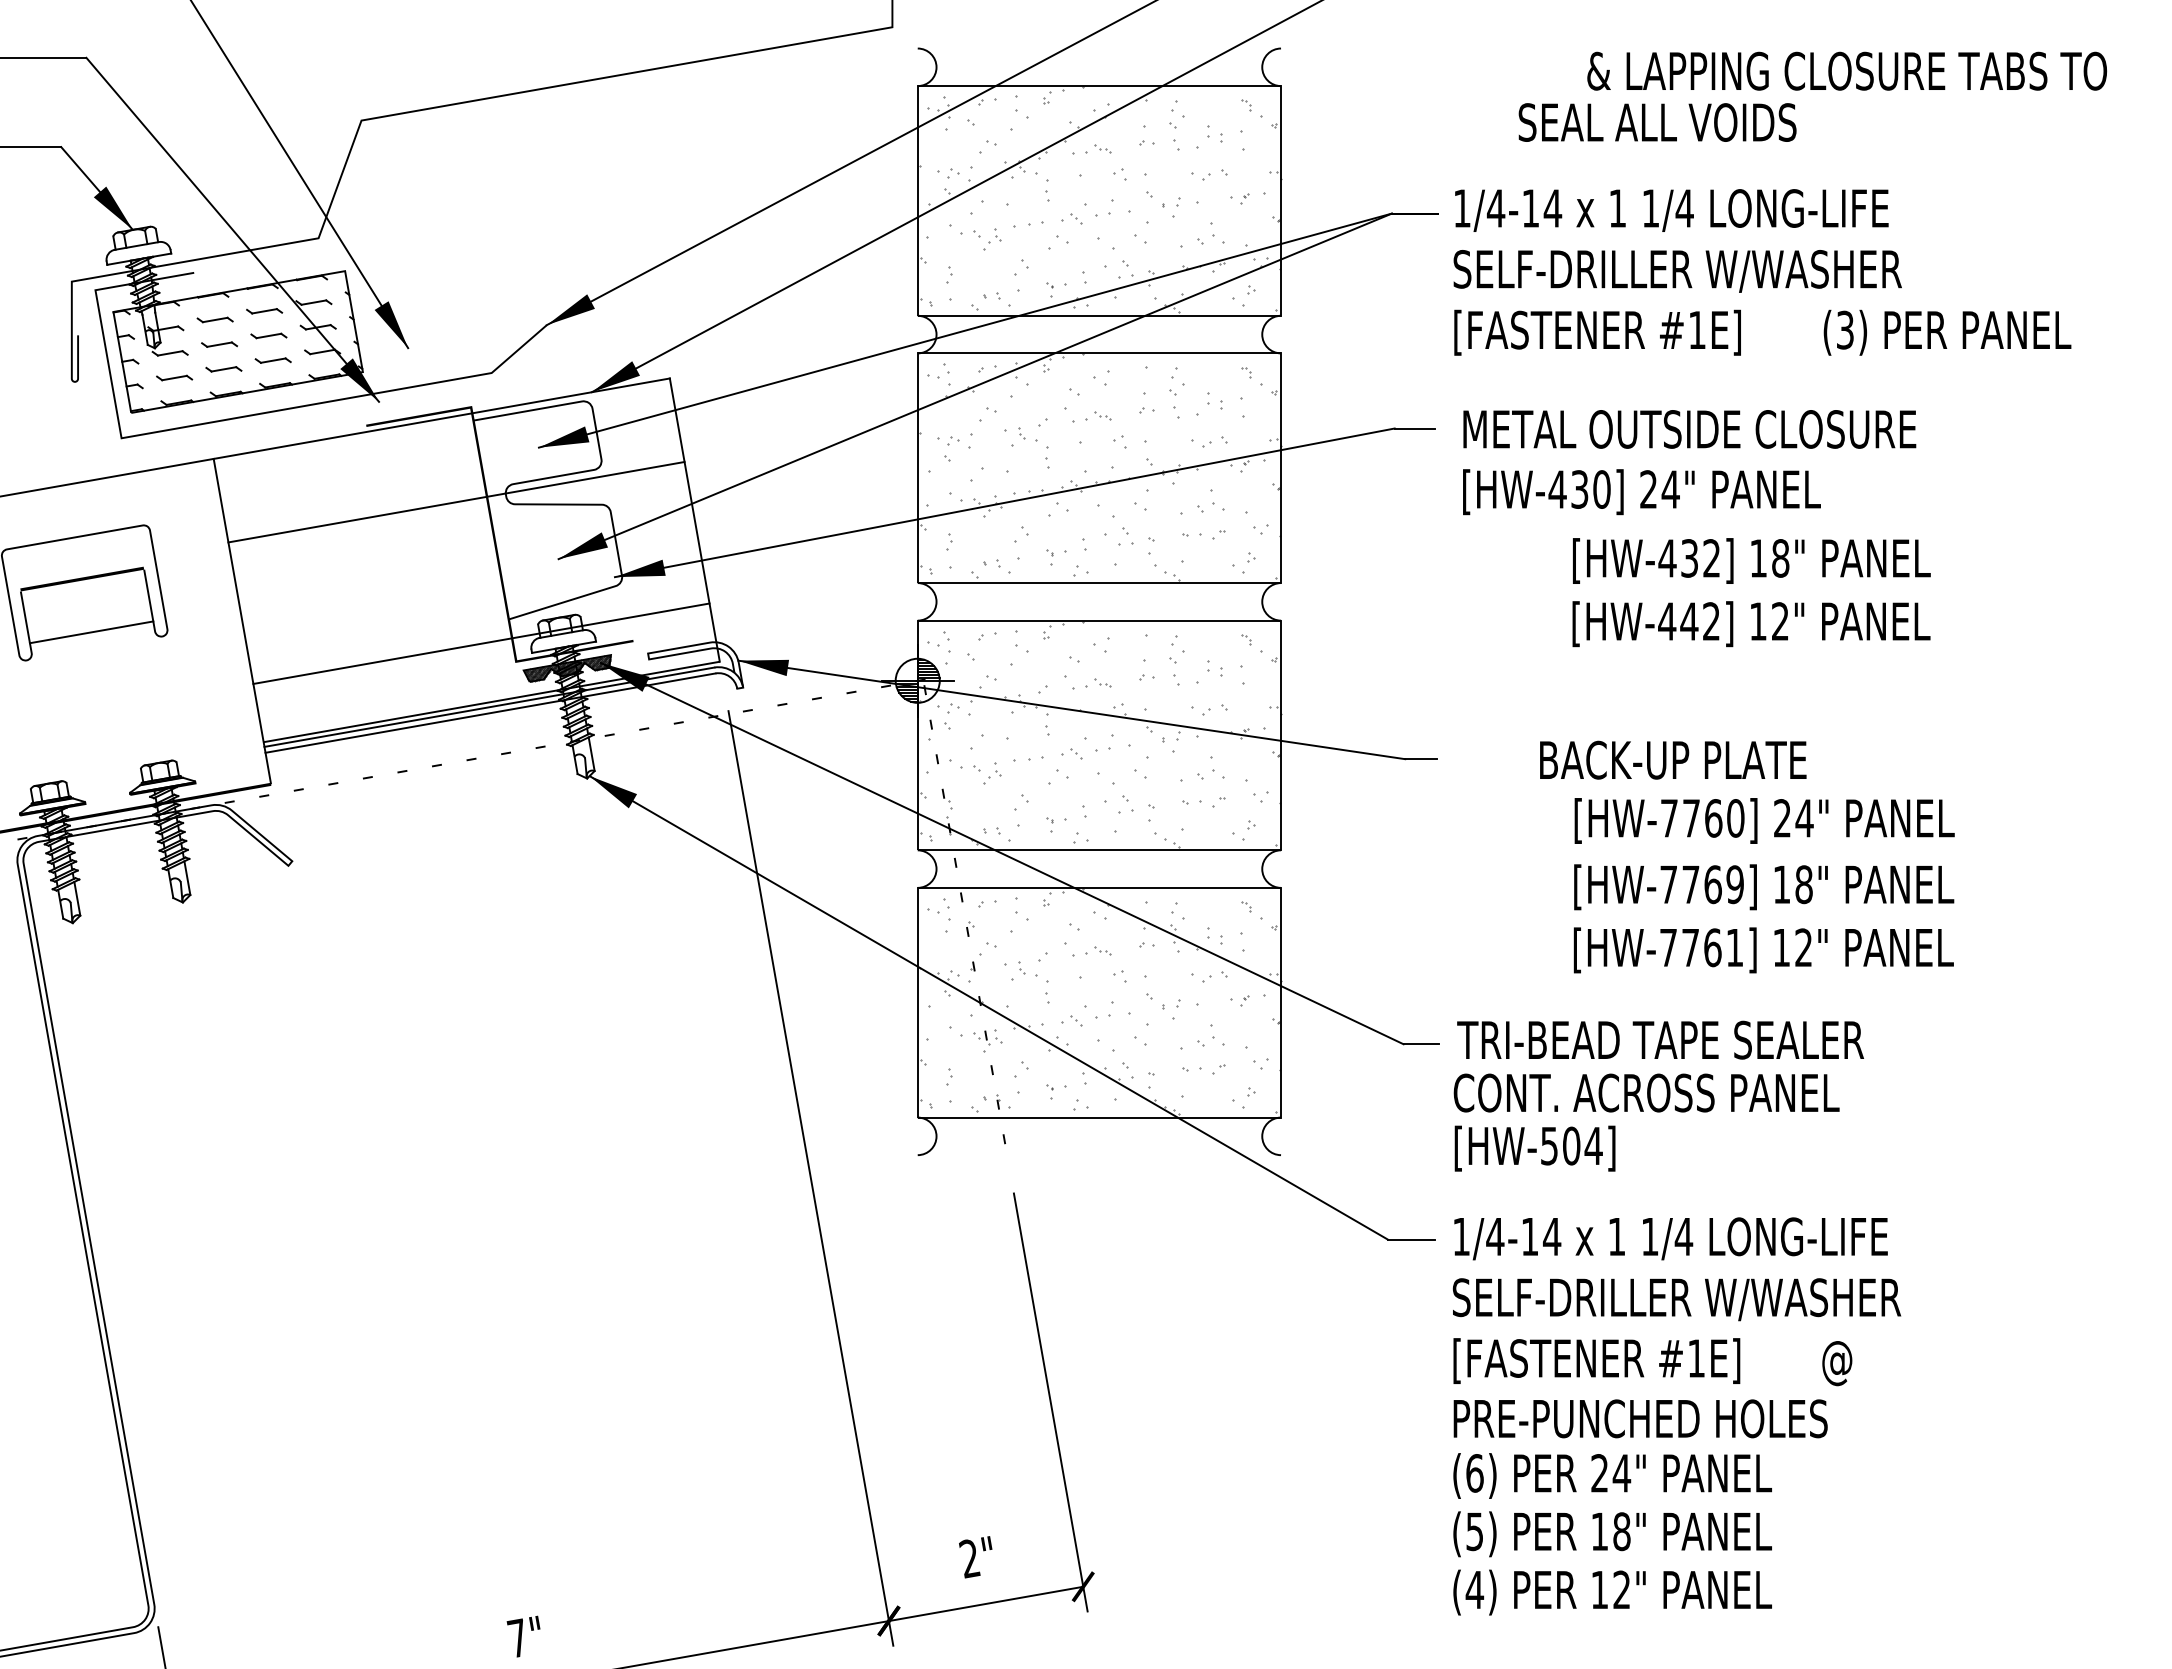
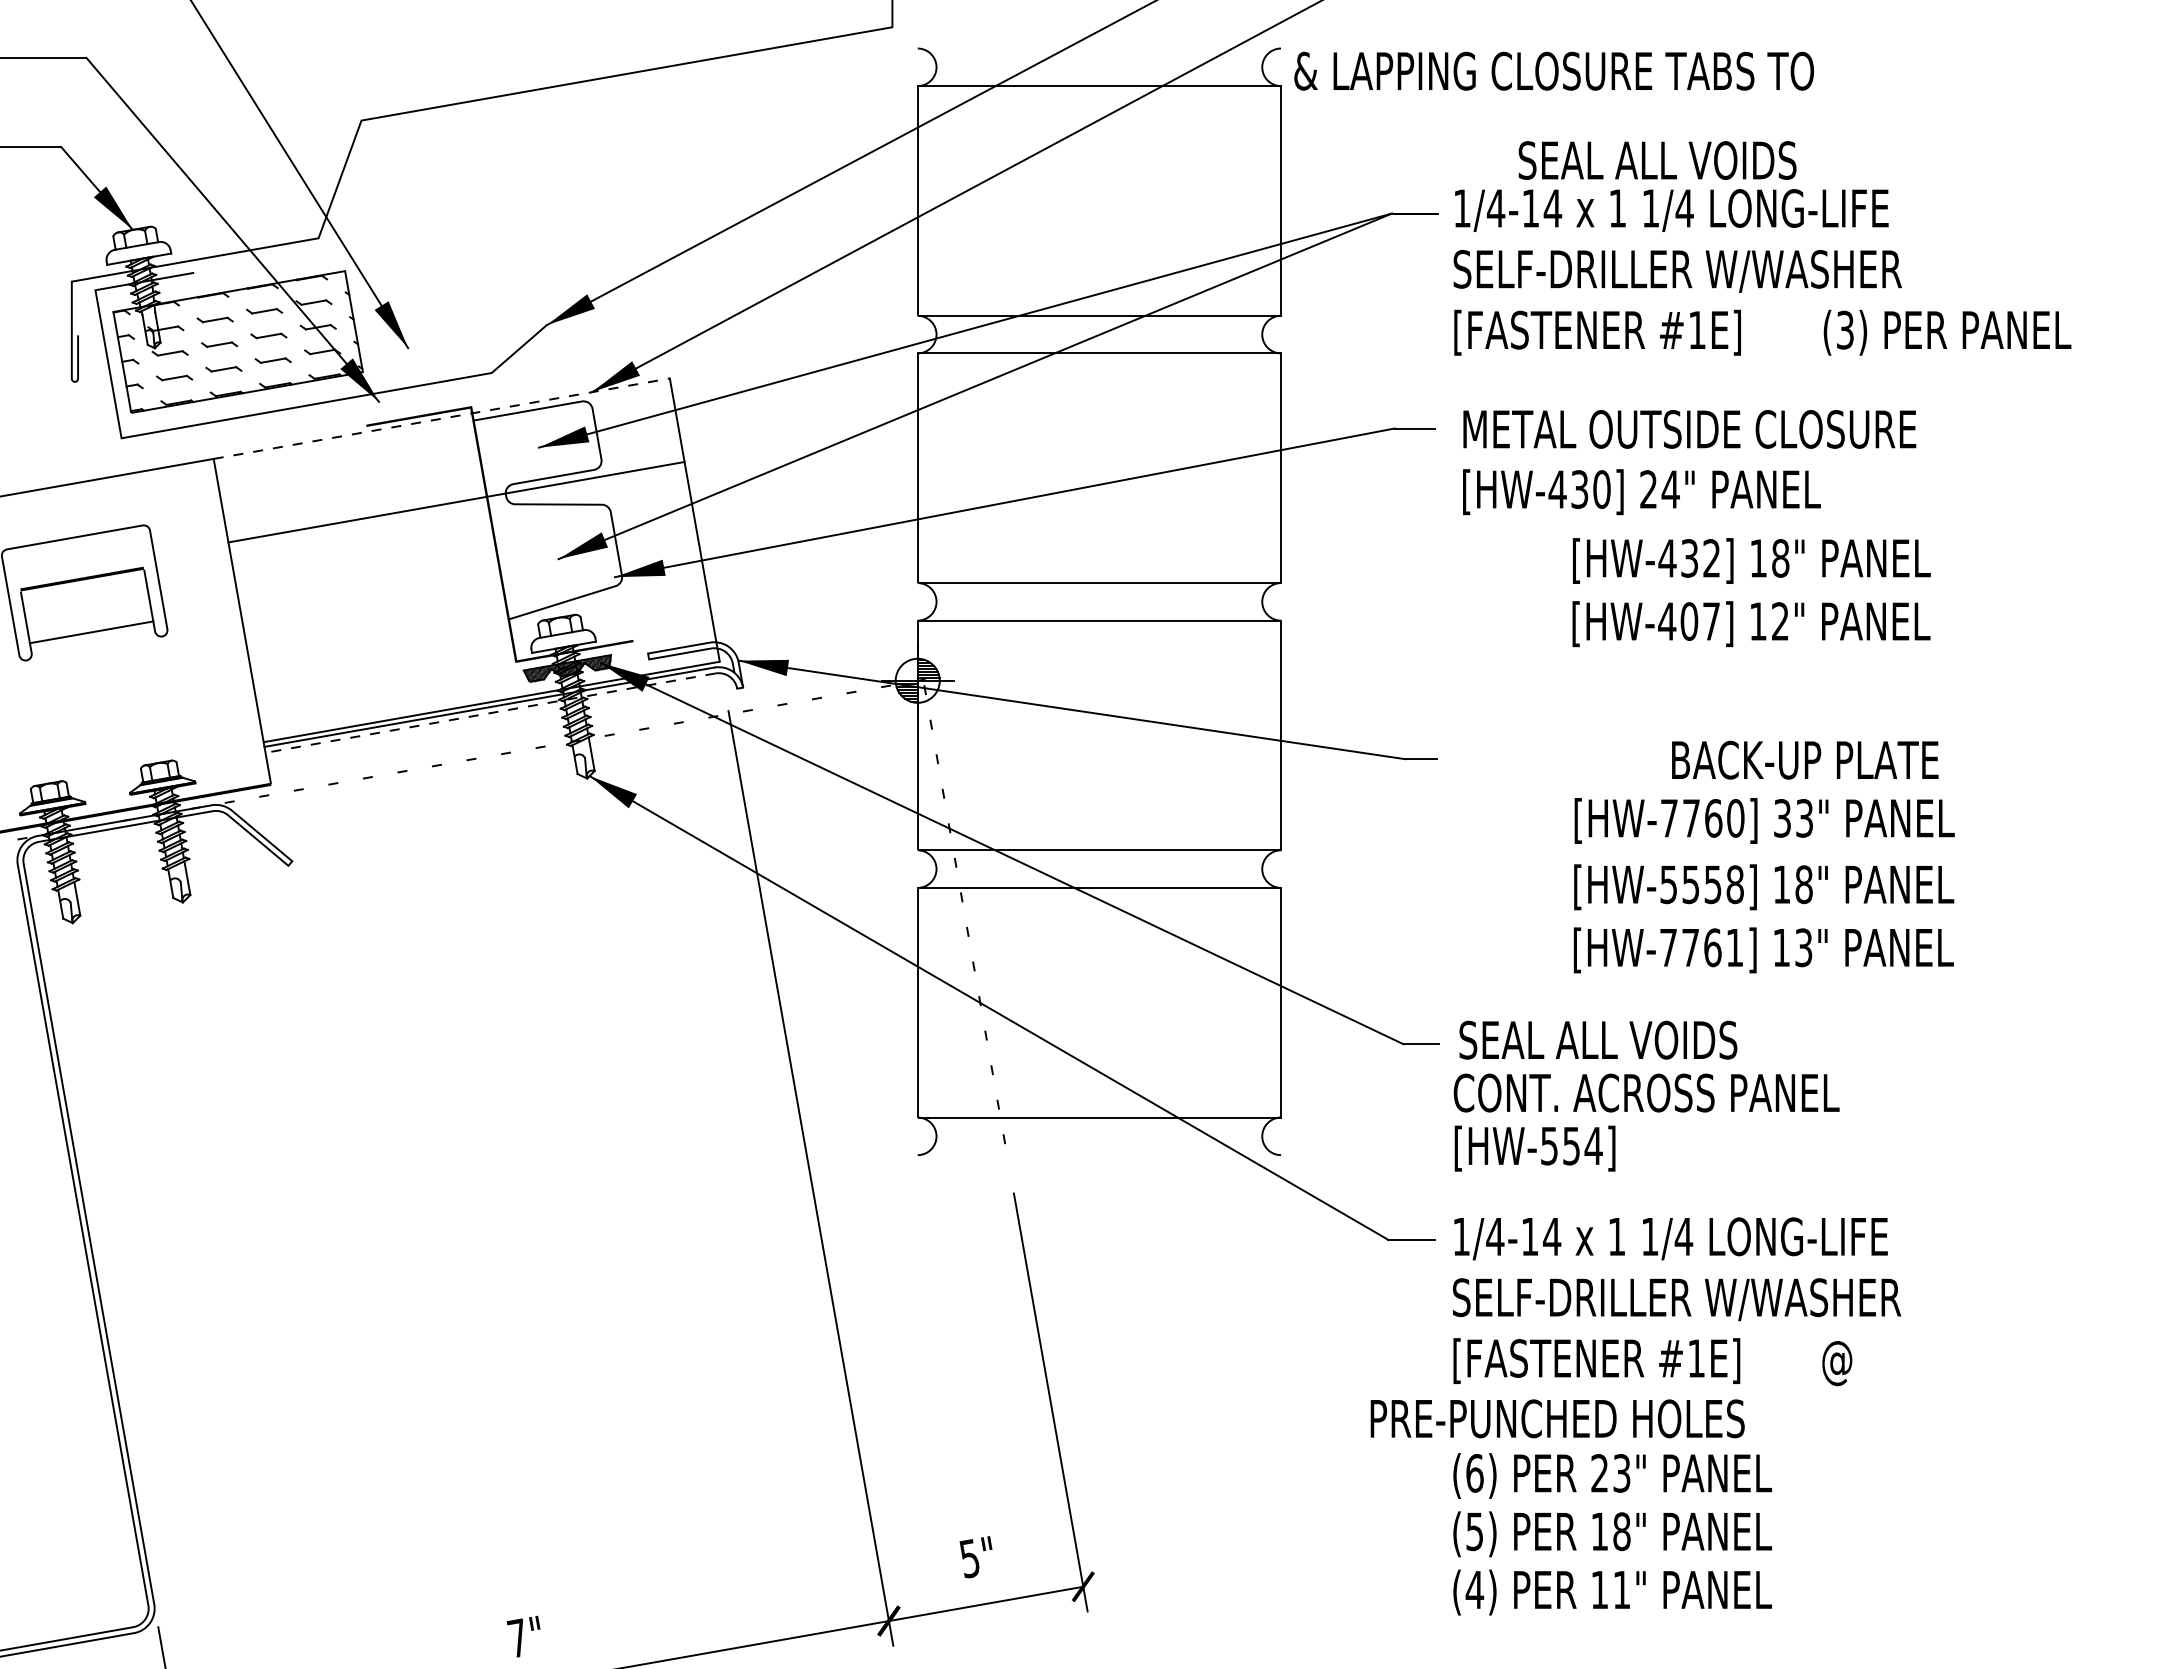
text position: (1847, 70) -> (1554, 70) (1554, 70)
text position: (1657, 122) -> (1657, 160) (1657, 160)
hatch: present -> none (1099, 199)
line: solid -> dashed (441, 418)
hatch: present -> none (1099, 466)
text: [HW-442] -> [HW-407] (1699, 621)
line: present -> none (481, 643)
line: solid -> dashed (490, 713)
hatch: present -> none (1099, 733)
text position: (1673, 759) -> (1805, 759) (1805, 759)
text: 24" -> 33" (1793, 818)
text: [HW-7769] -> [HW-5558] (1701, 884)
text: 12" -> 13" (1803, 947)
hatch: present -> none (1099, 1001)
text: TRI-BEAD TAPE SEALER -> SEAL ALL VOIDS (1660, 1039)
text: [HW-504] -> [HW-554] (1571, 1145)
text position: (1640, 1418) -> (1557, 1418) (1557, 1418)
text: 24" -> 23" (1621, 1473)
text: 2" -> 5" (969, 1558)
text: 12" -> 11" (1621, 1589)
